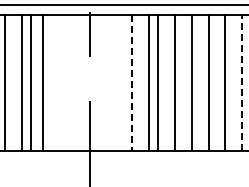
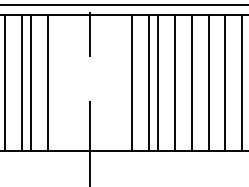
line position: (42, 82) -> (47, 82) (47, 82)
line: dashed -> solid (132, 82)
line: dashed -> solid (242, 82)
